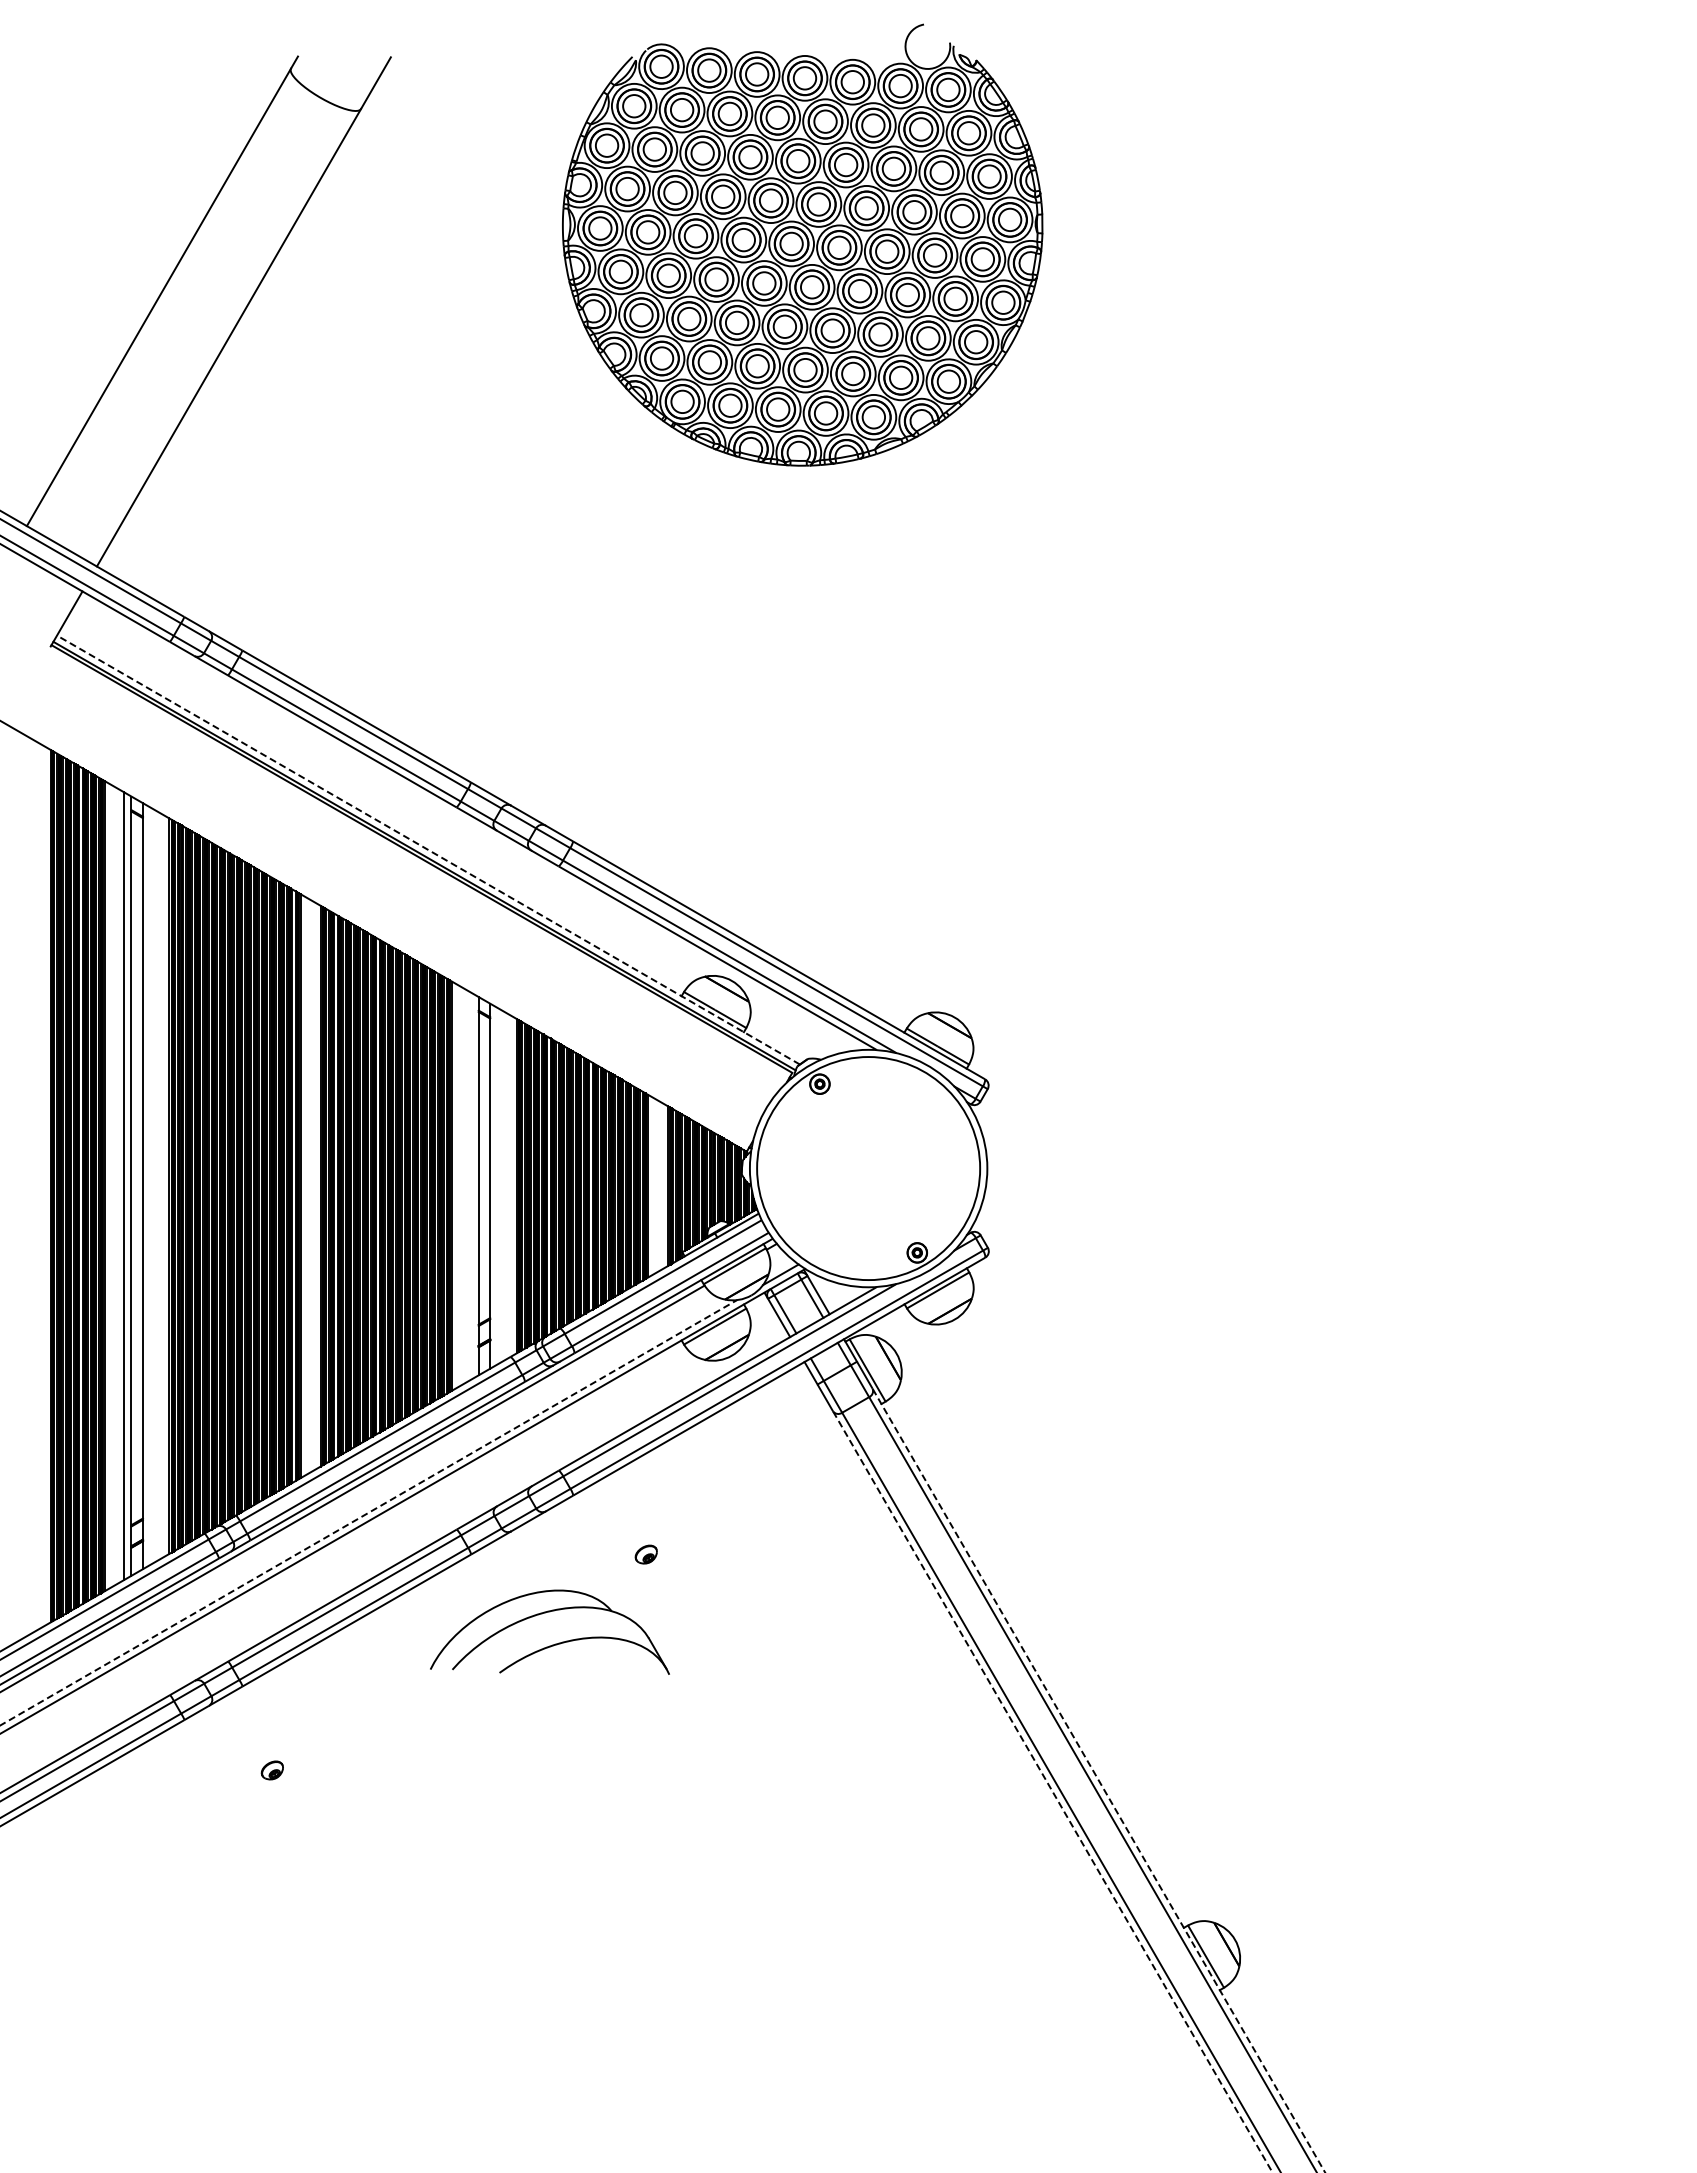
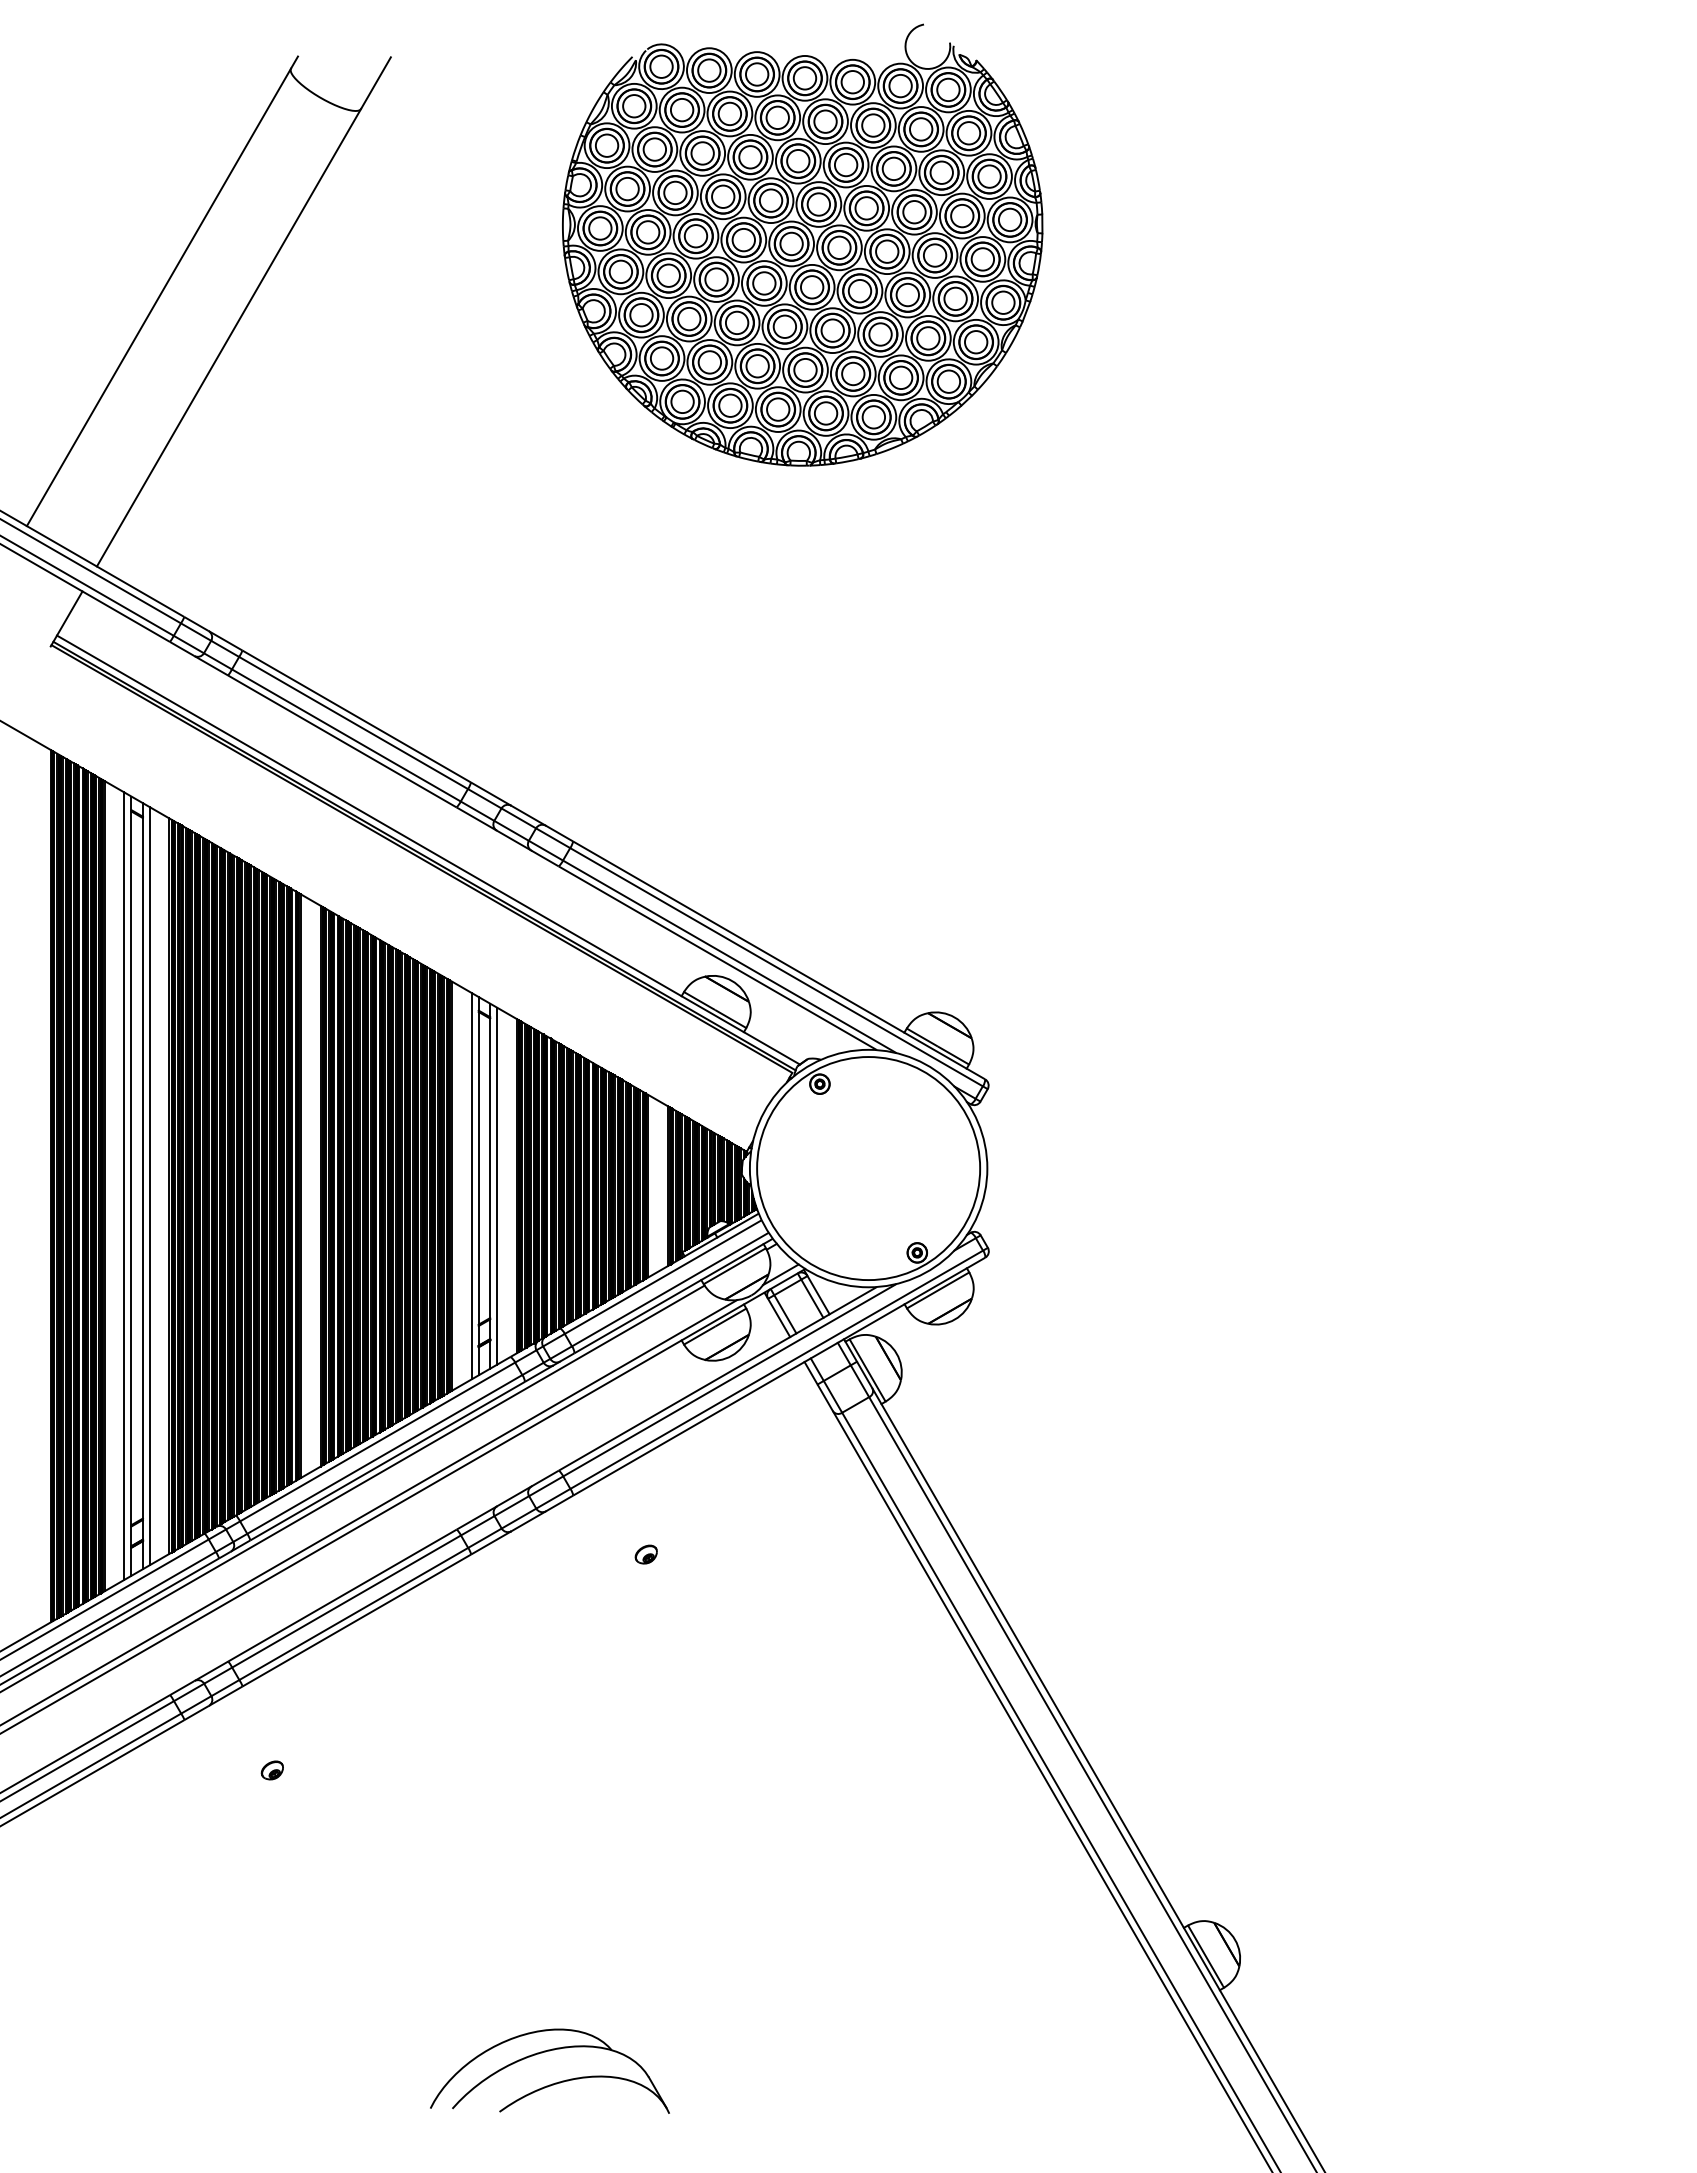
line: dashed -> solid (428, 850)
line: none -> present (471, 1185)
line: none -> present (497, 1185)
line: none -> present (150, 1186)
line: dashed -> solid (369, 1512)
part position: (552, 1644) -> (552, 2083) (552, 2083)
line: dashed -> solid (1098, 1780)
line: dashed -> solid (1053, 1792)
